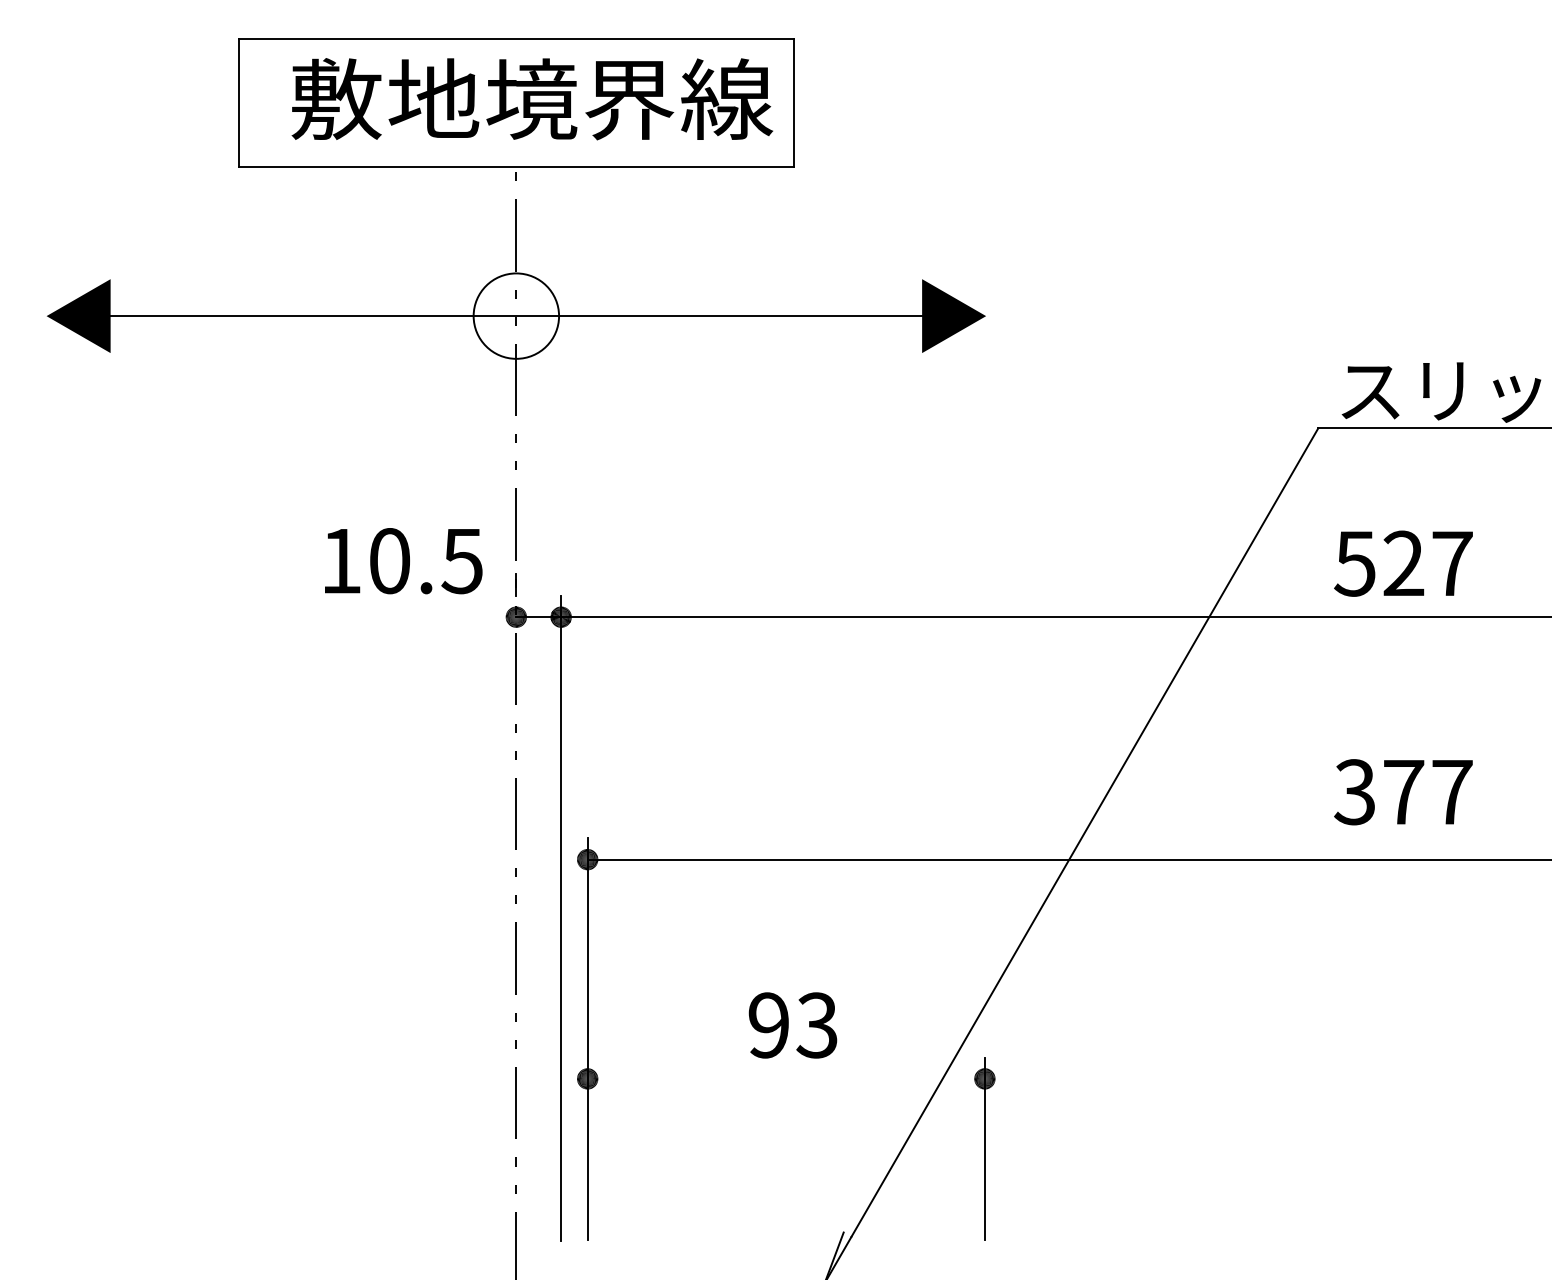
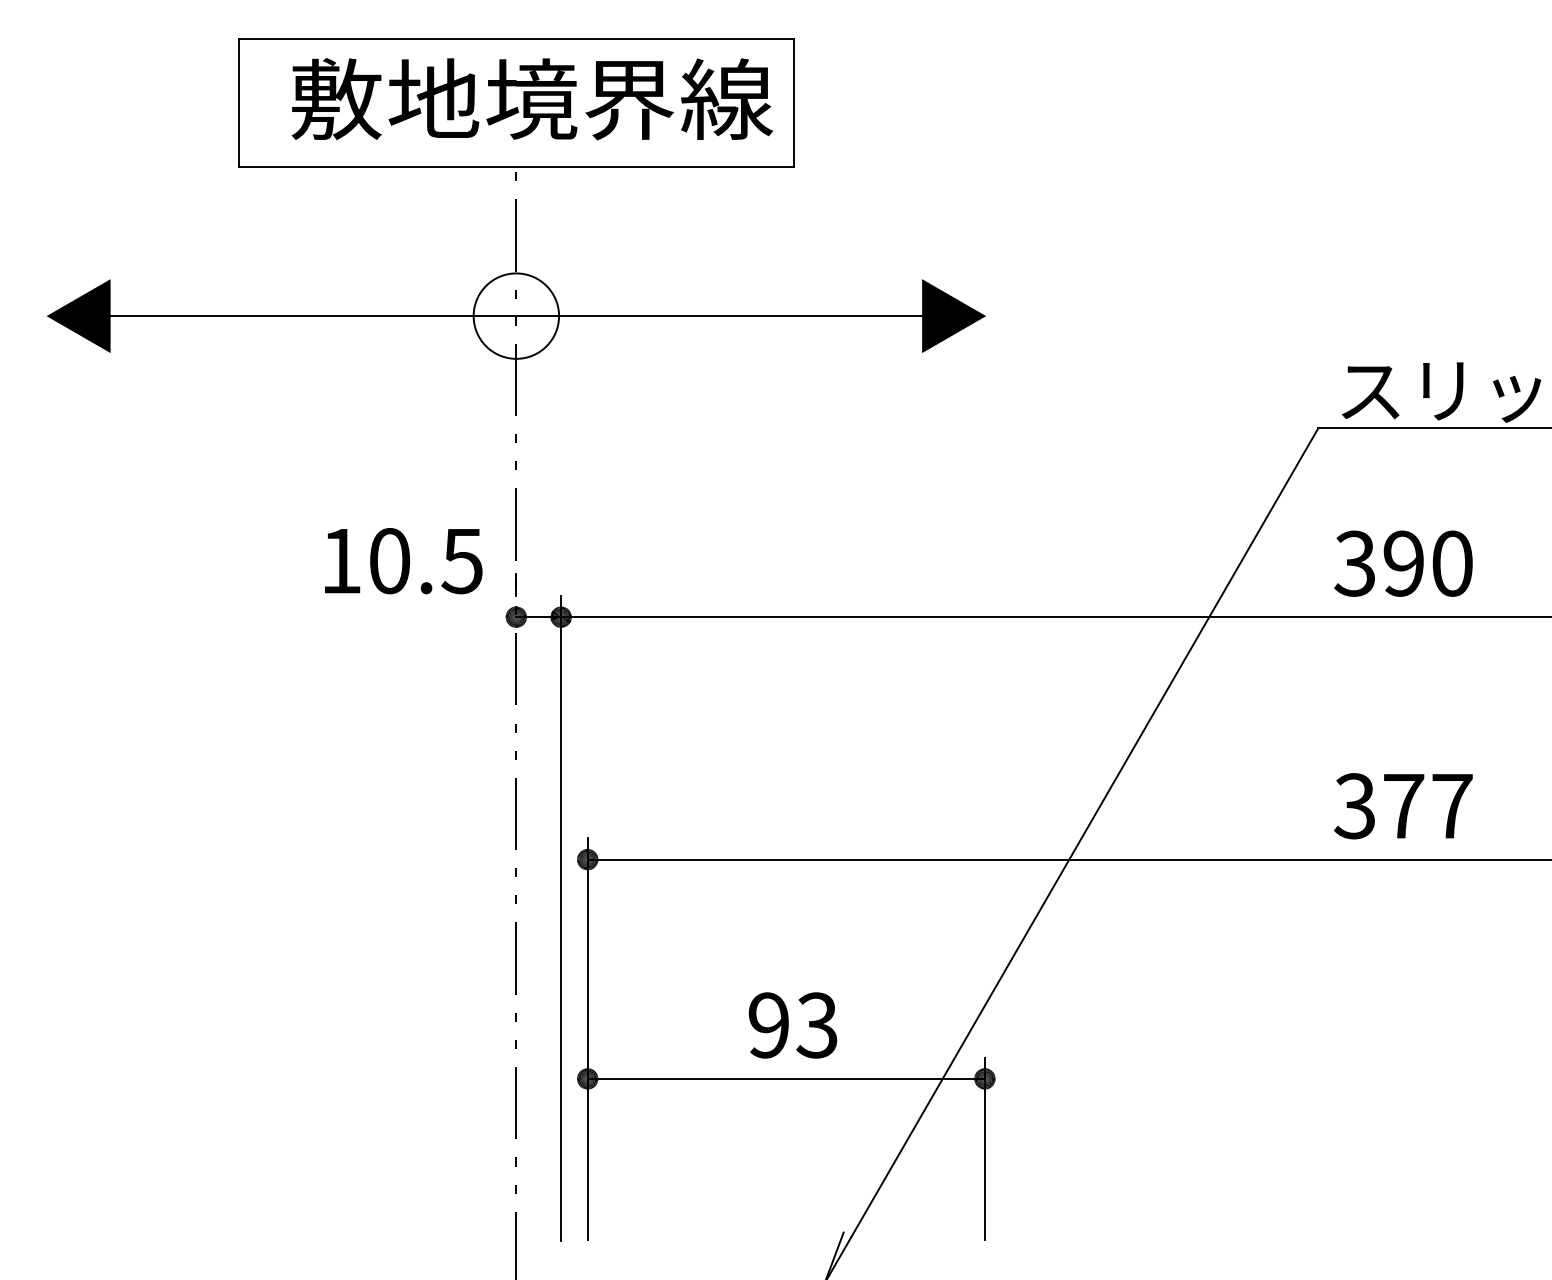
text: 527 -> 390 (1403, 563)
text position: (1403, 792) -> (1403, 806) (1403, 806)
line: none -> present (785, 1078)
